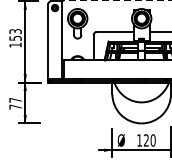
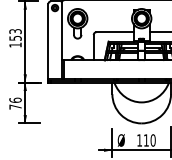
line: dashed -> solid (117, 0)
text: 77 -> 76 (15, 99)
text: 120 -> 110 (145, 140)
